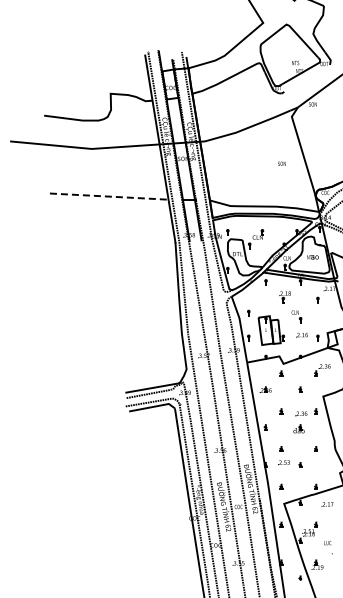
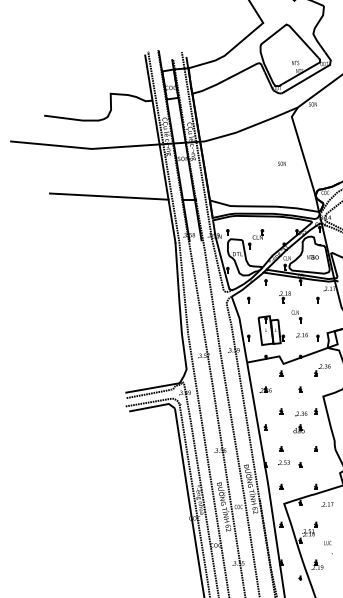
line: none -> present (307, 77)
line: dashed -> solid (109, 196)
part position: (248, 312) -> (248, 299) (248, 299)
